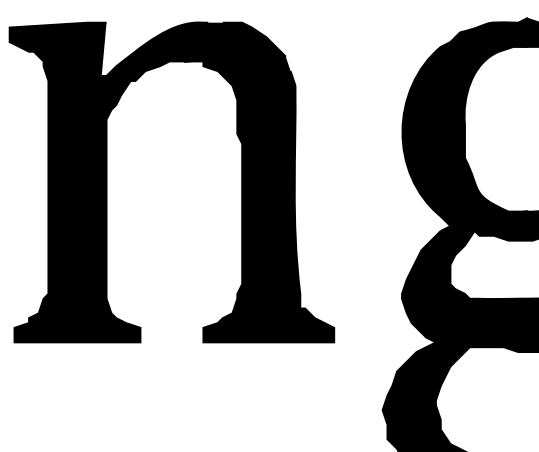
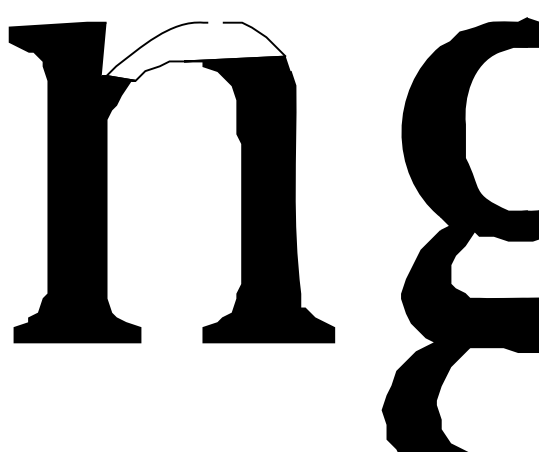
fill: present -> none (195, 51)
